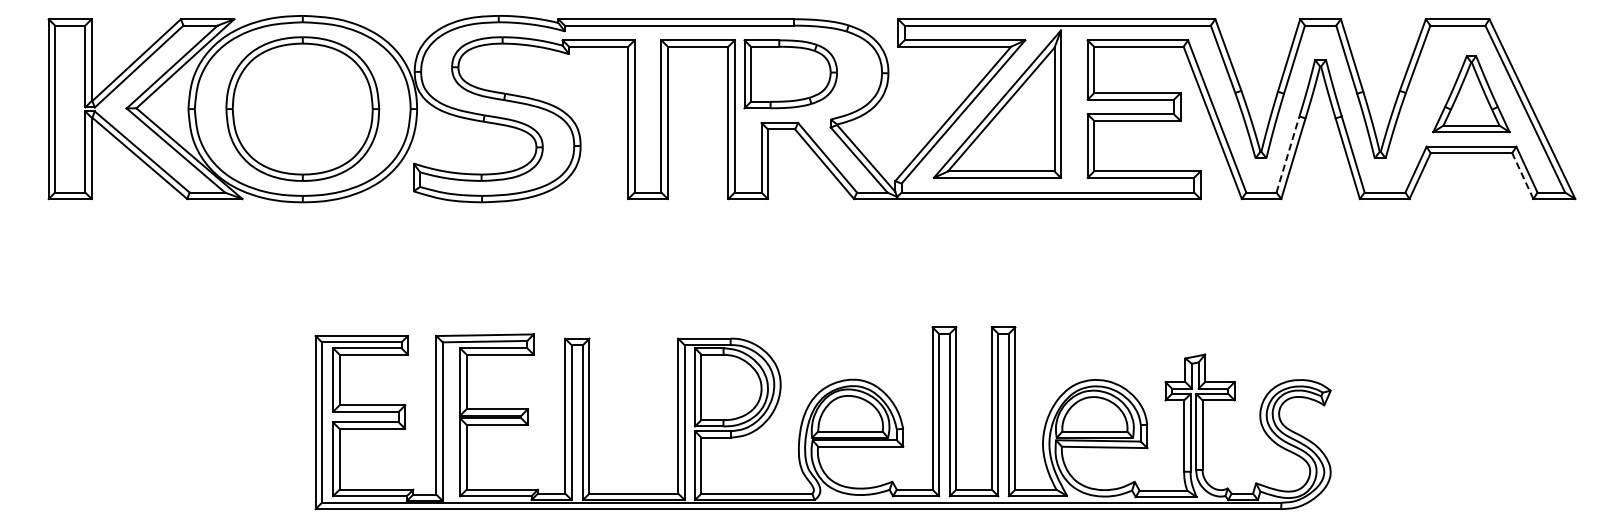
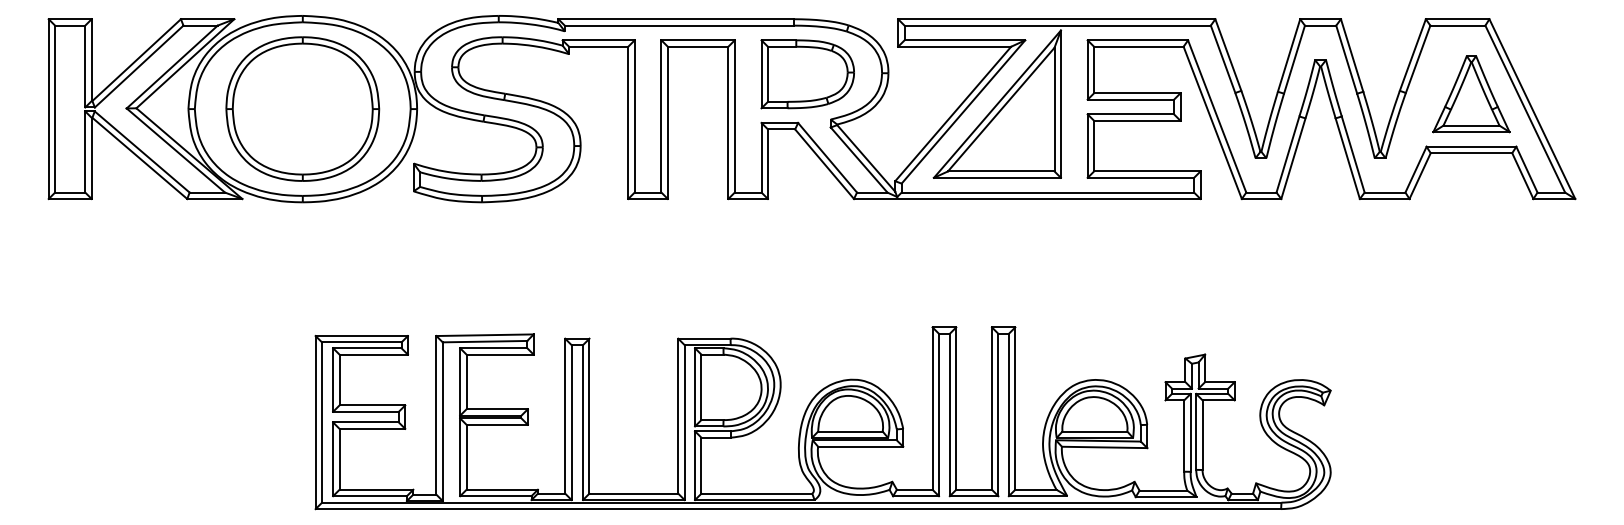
part position: (790, 74) -> (807, 74) (807, 74)
line: dashed -> solid (1287, 154)
line: dashed -> solid (1522, 175)
